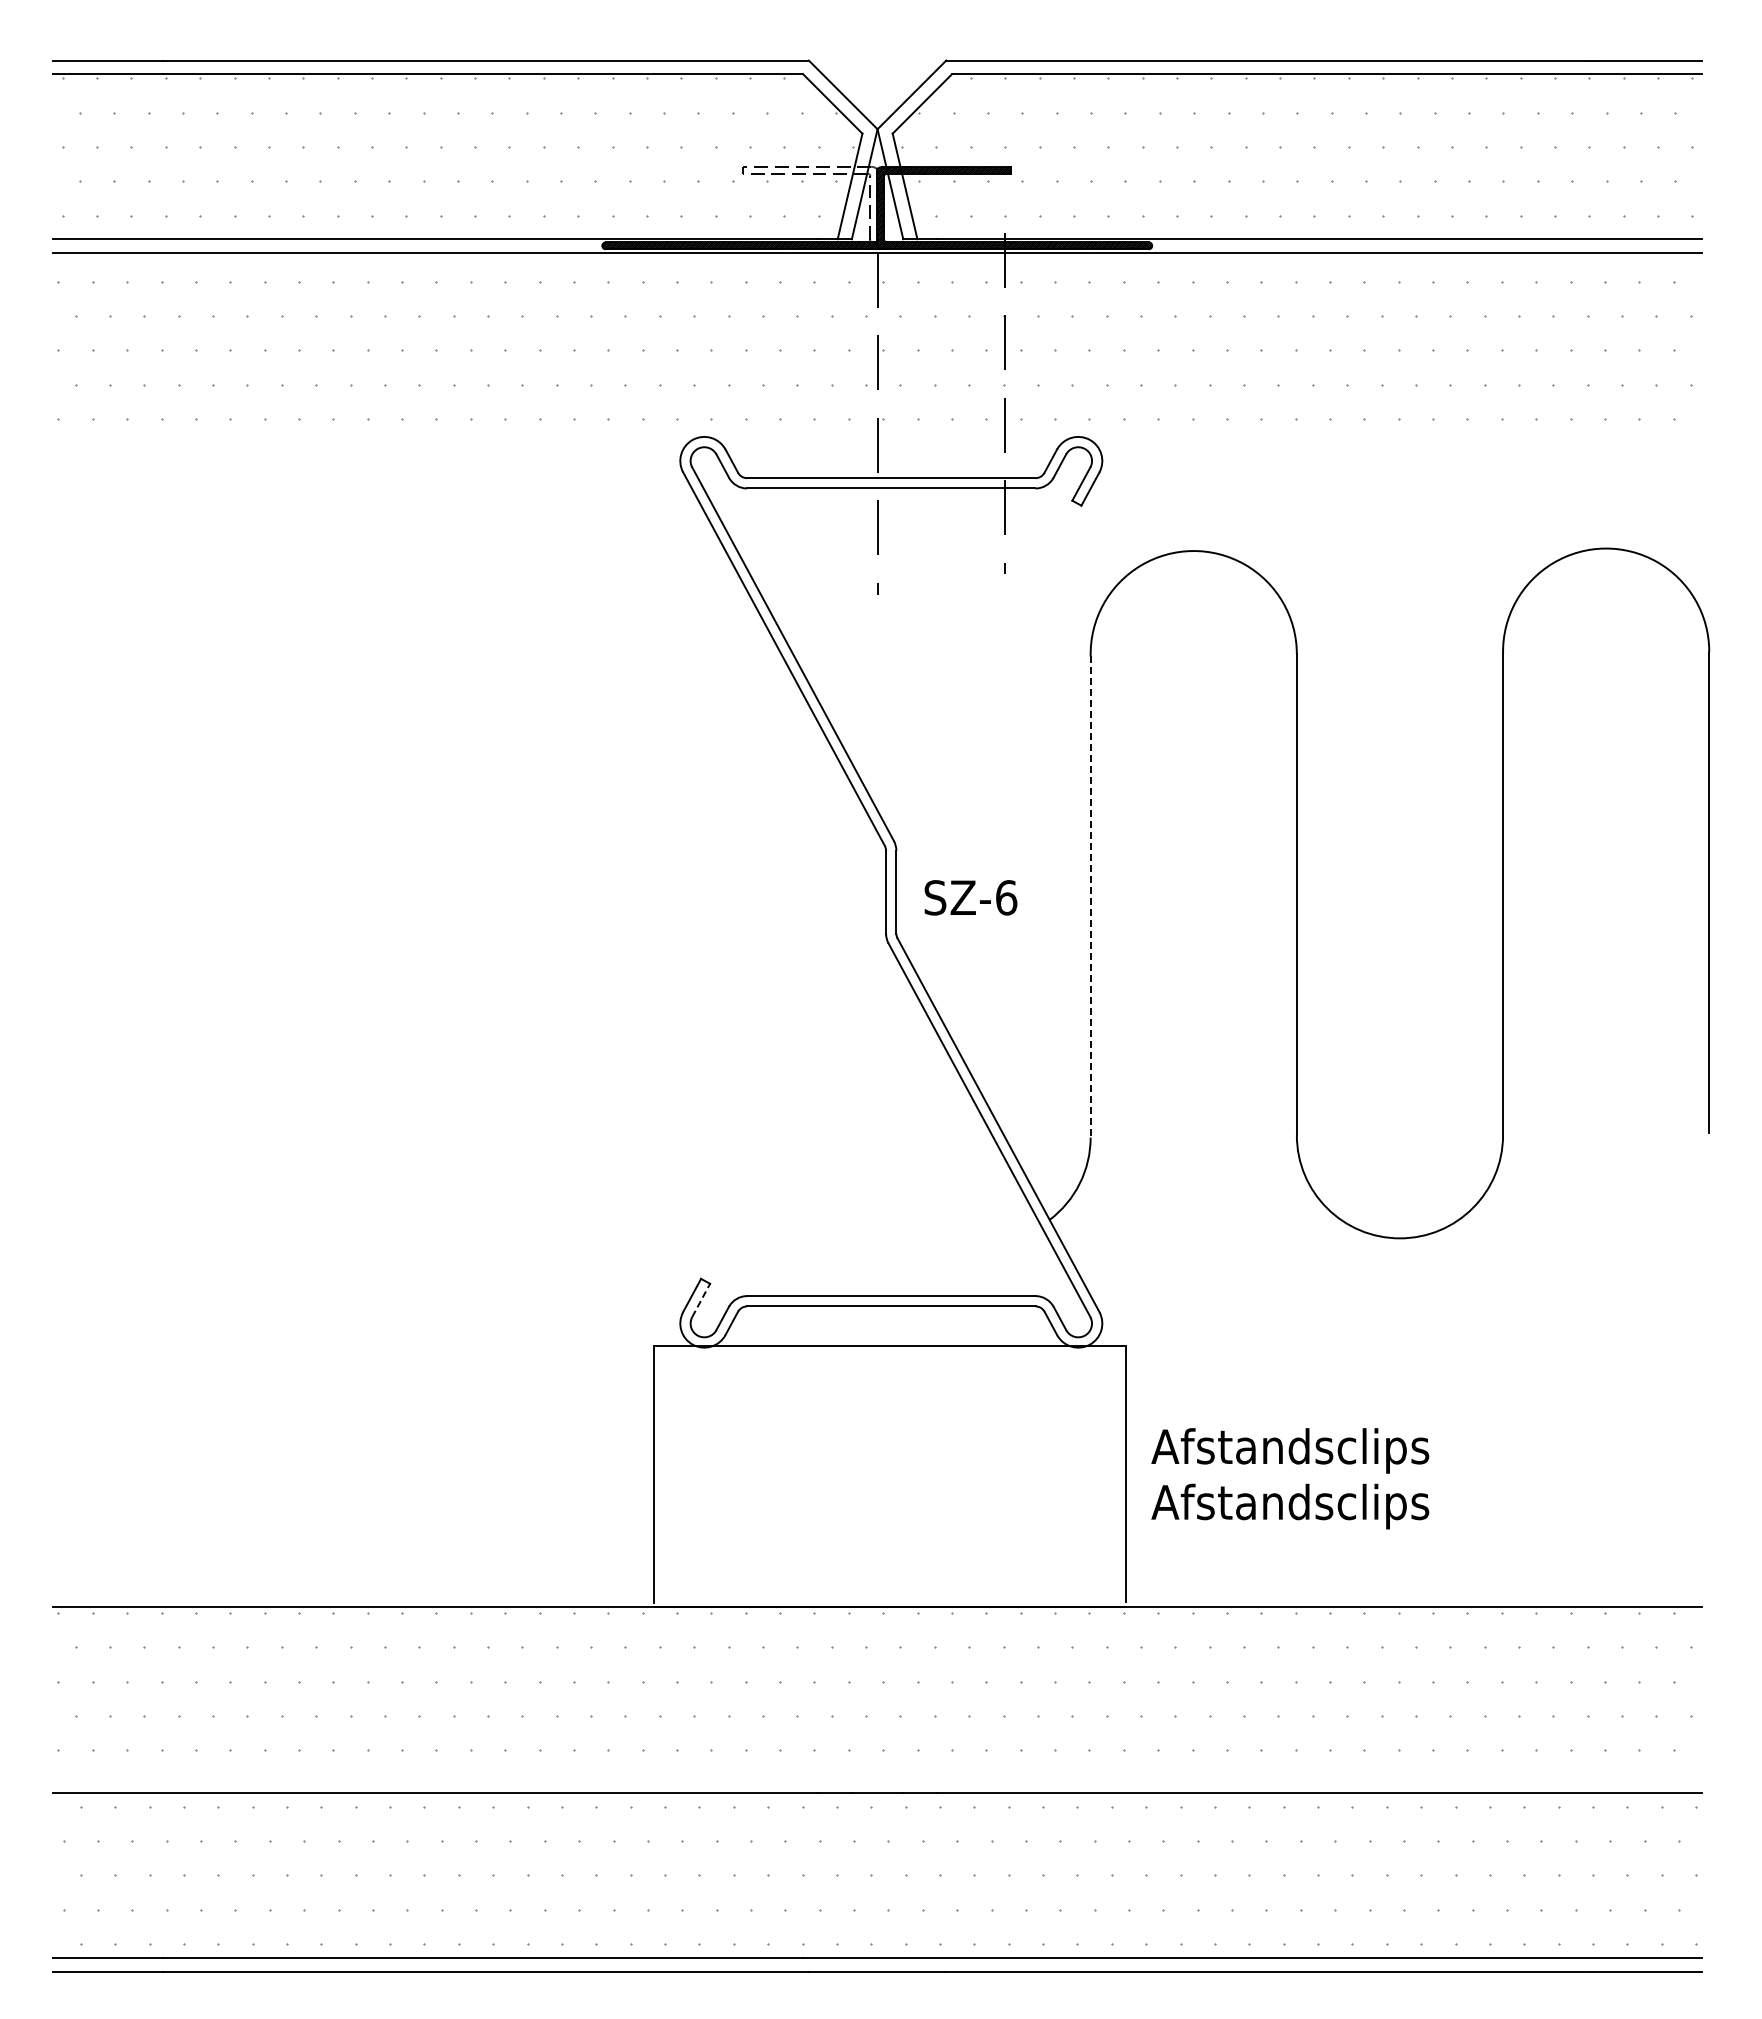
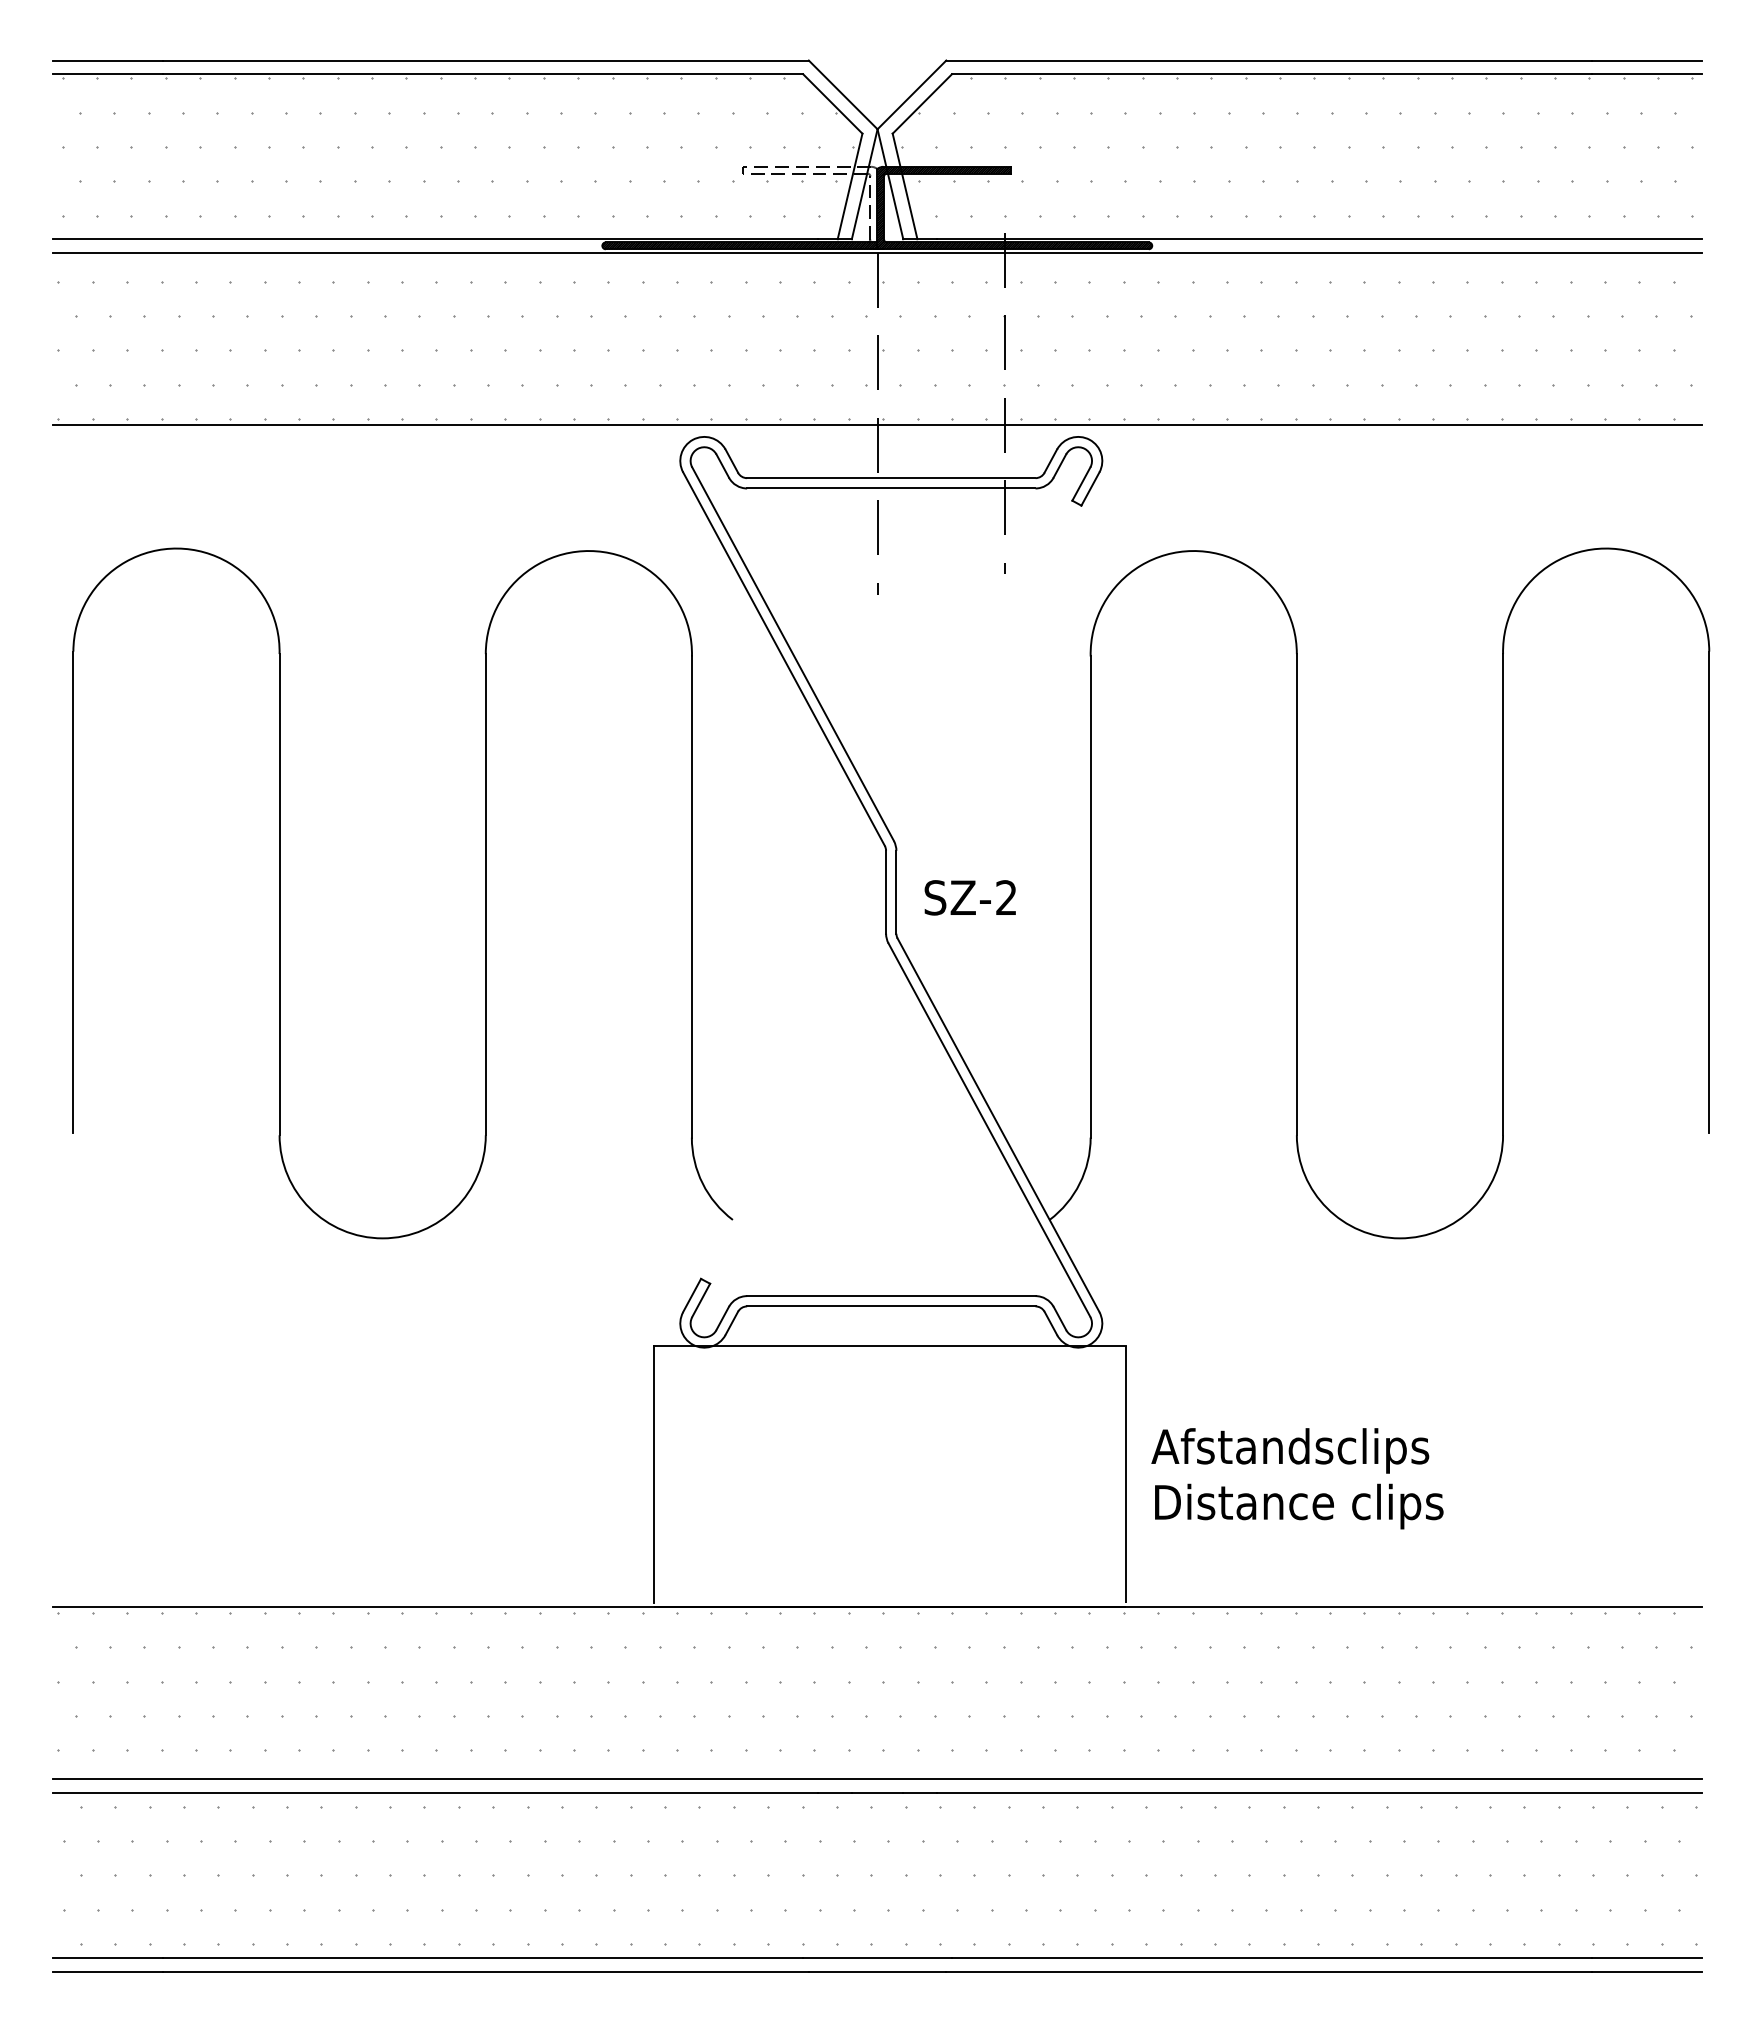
line: none -> present (877, 424)
part: none -> present (485, 893)
text: SZ-6 -> SZ-2 (1006, 897)
line: dashed -> solid (1090, 897)
line: dashed -> solid (701, 1300)
text: Afstandsclips -> Distance clips (1297, 1506)
line: none -> present (877, 1779)
